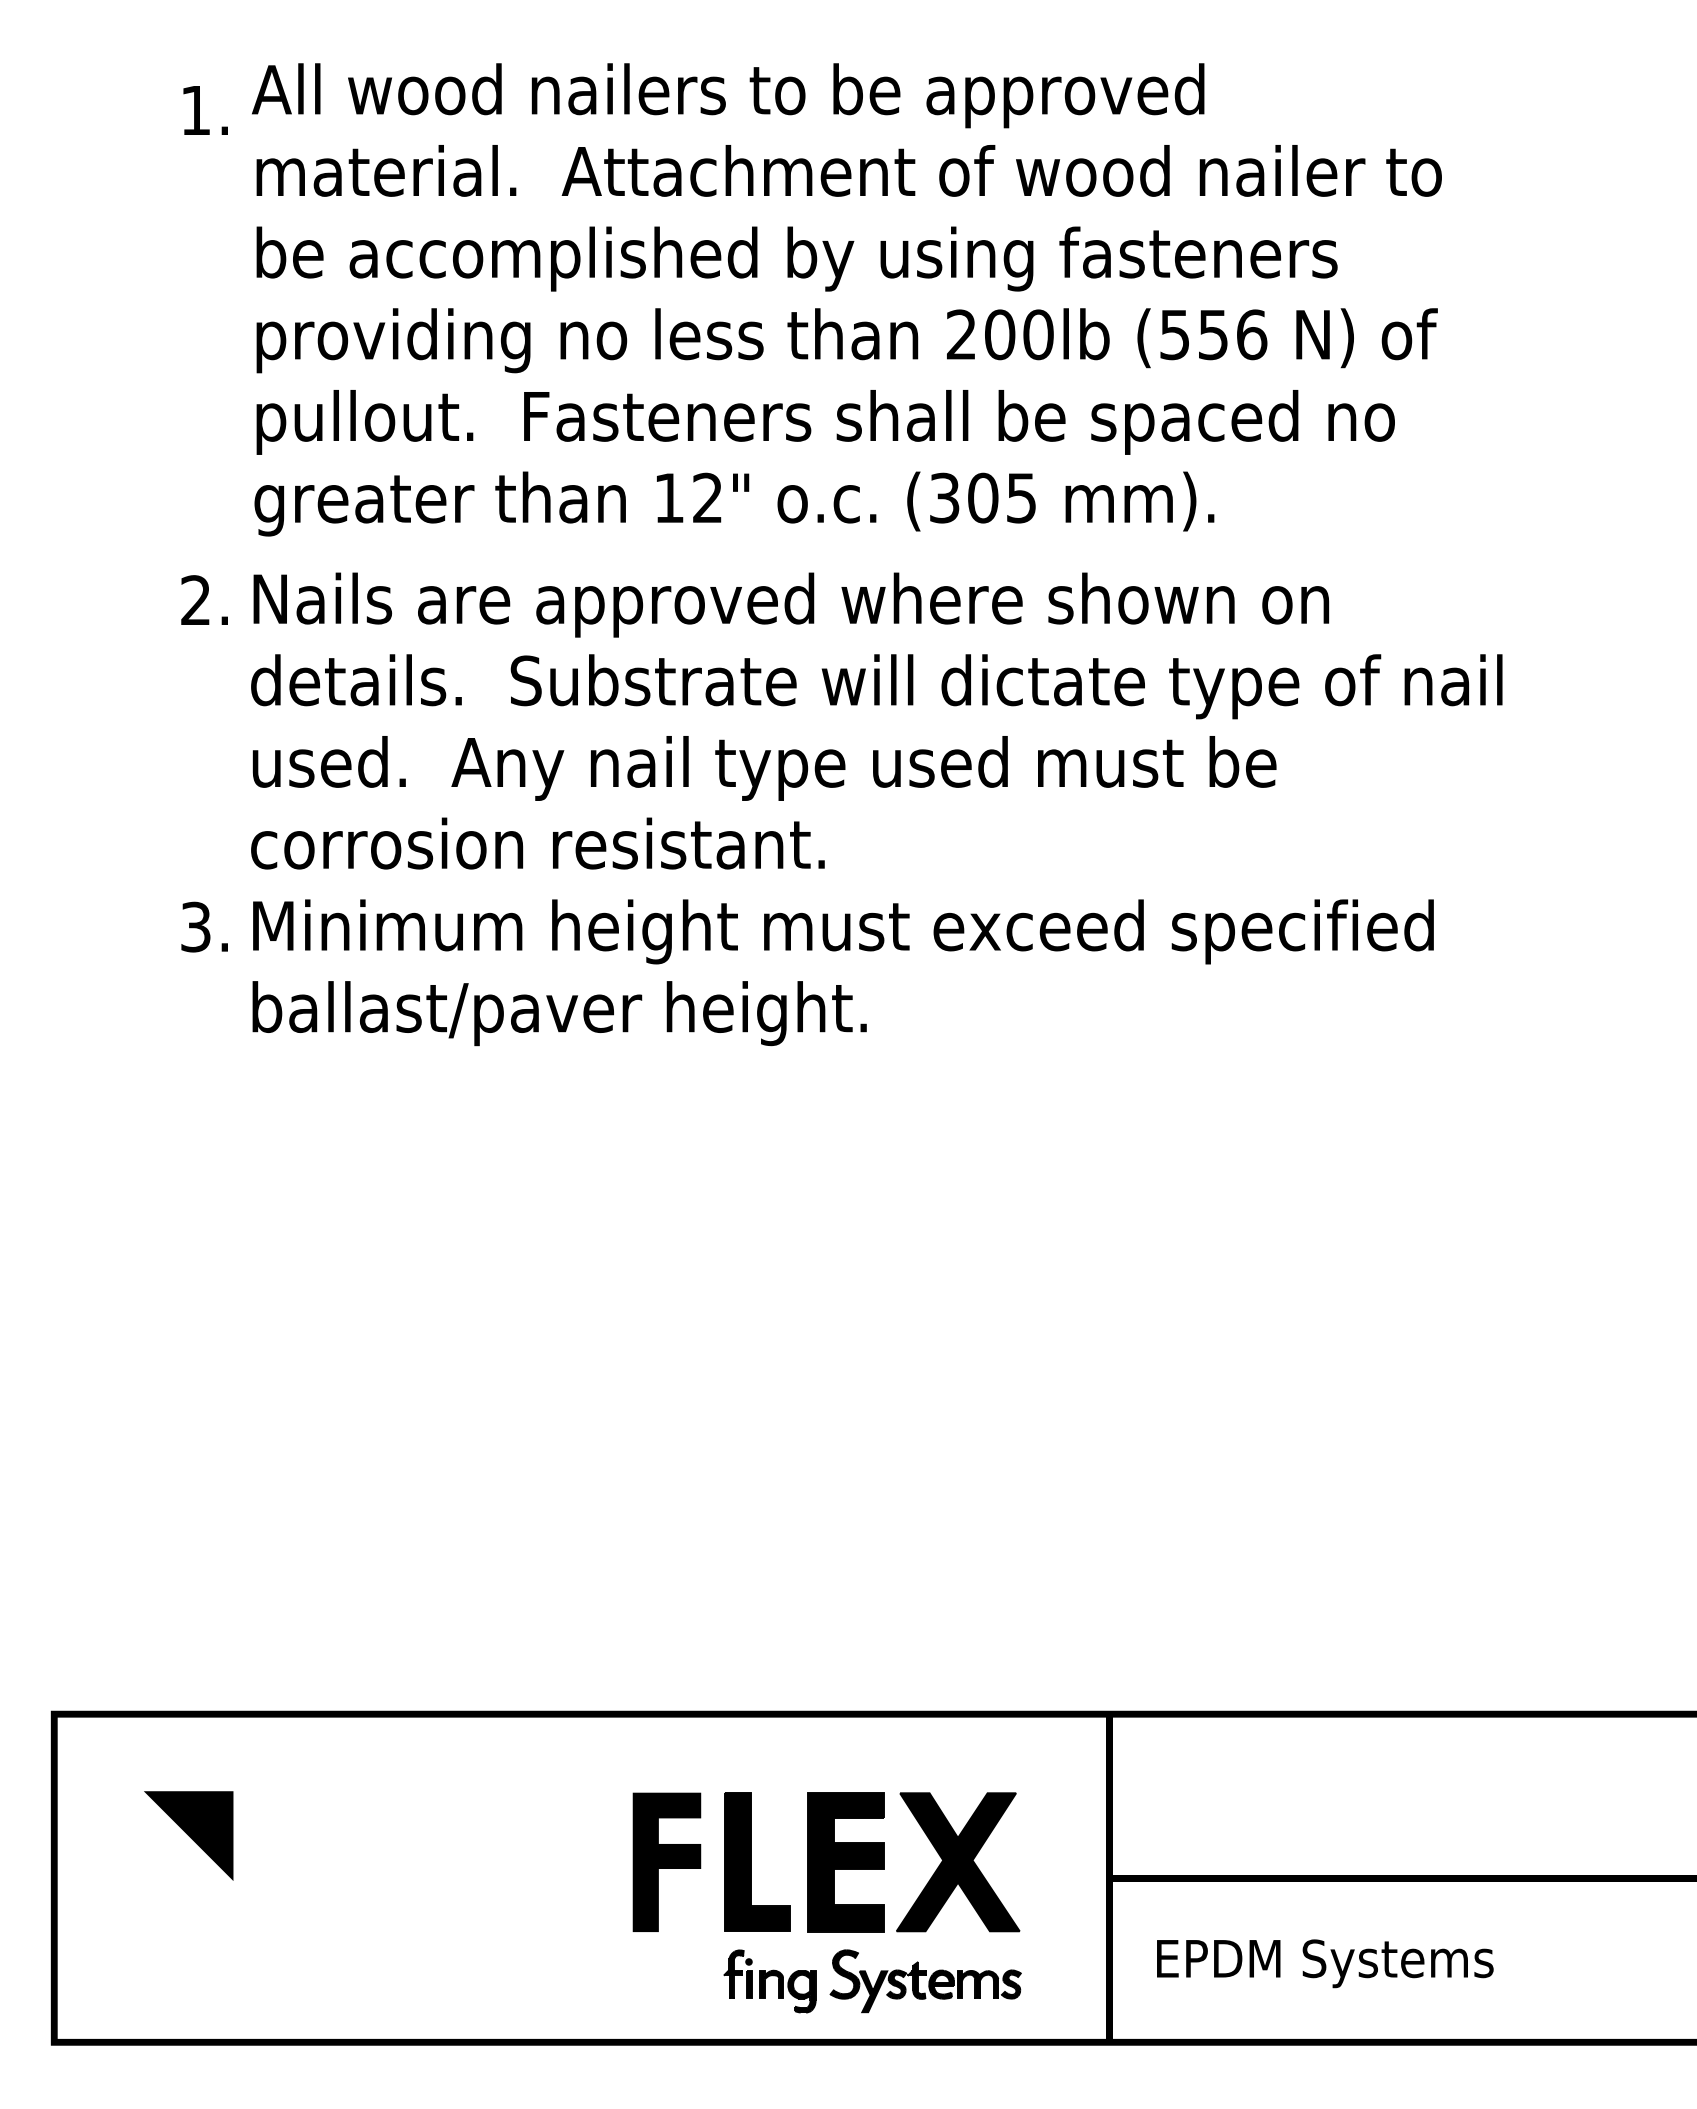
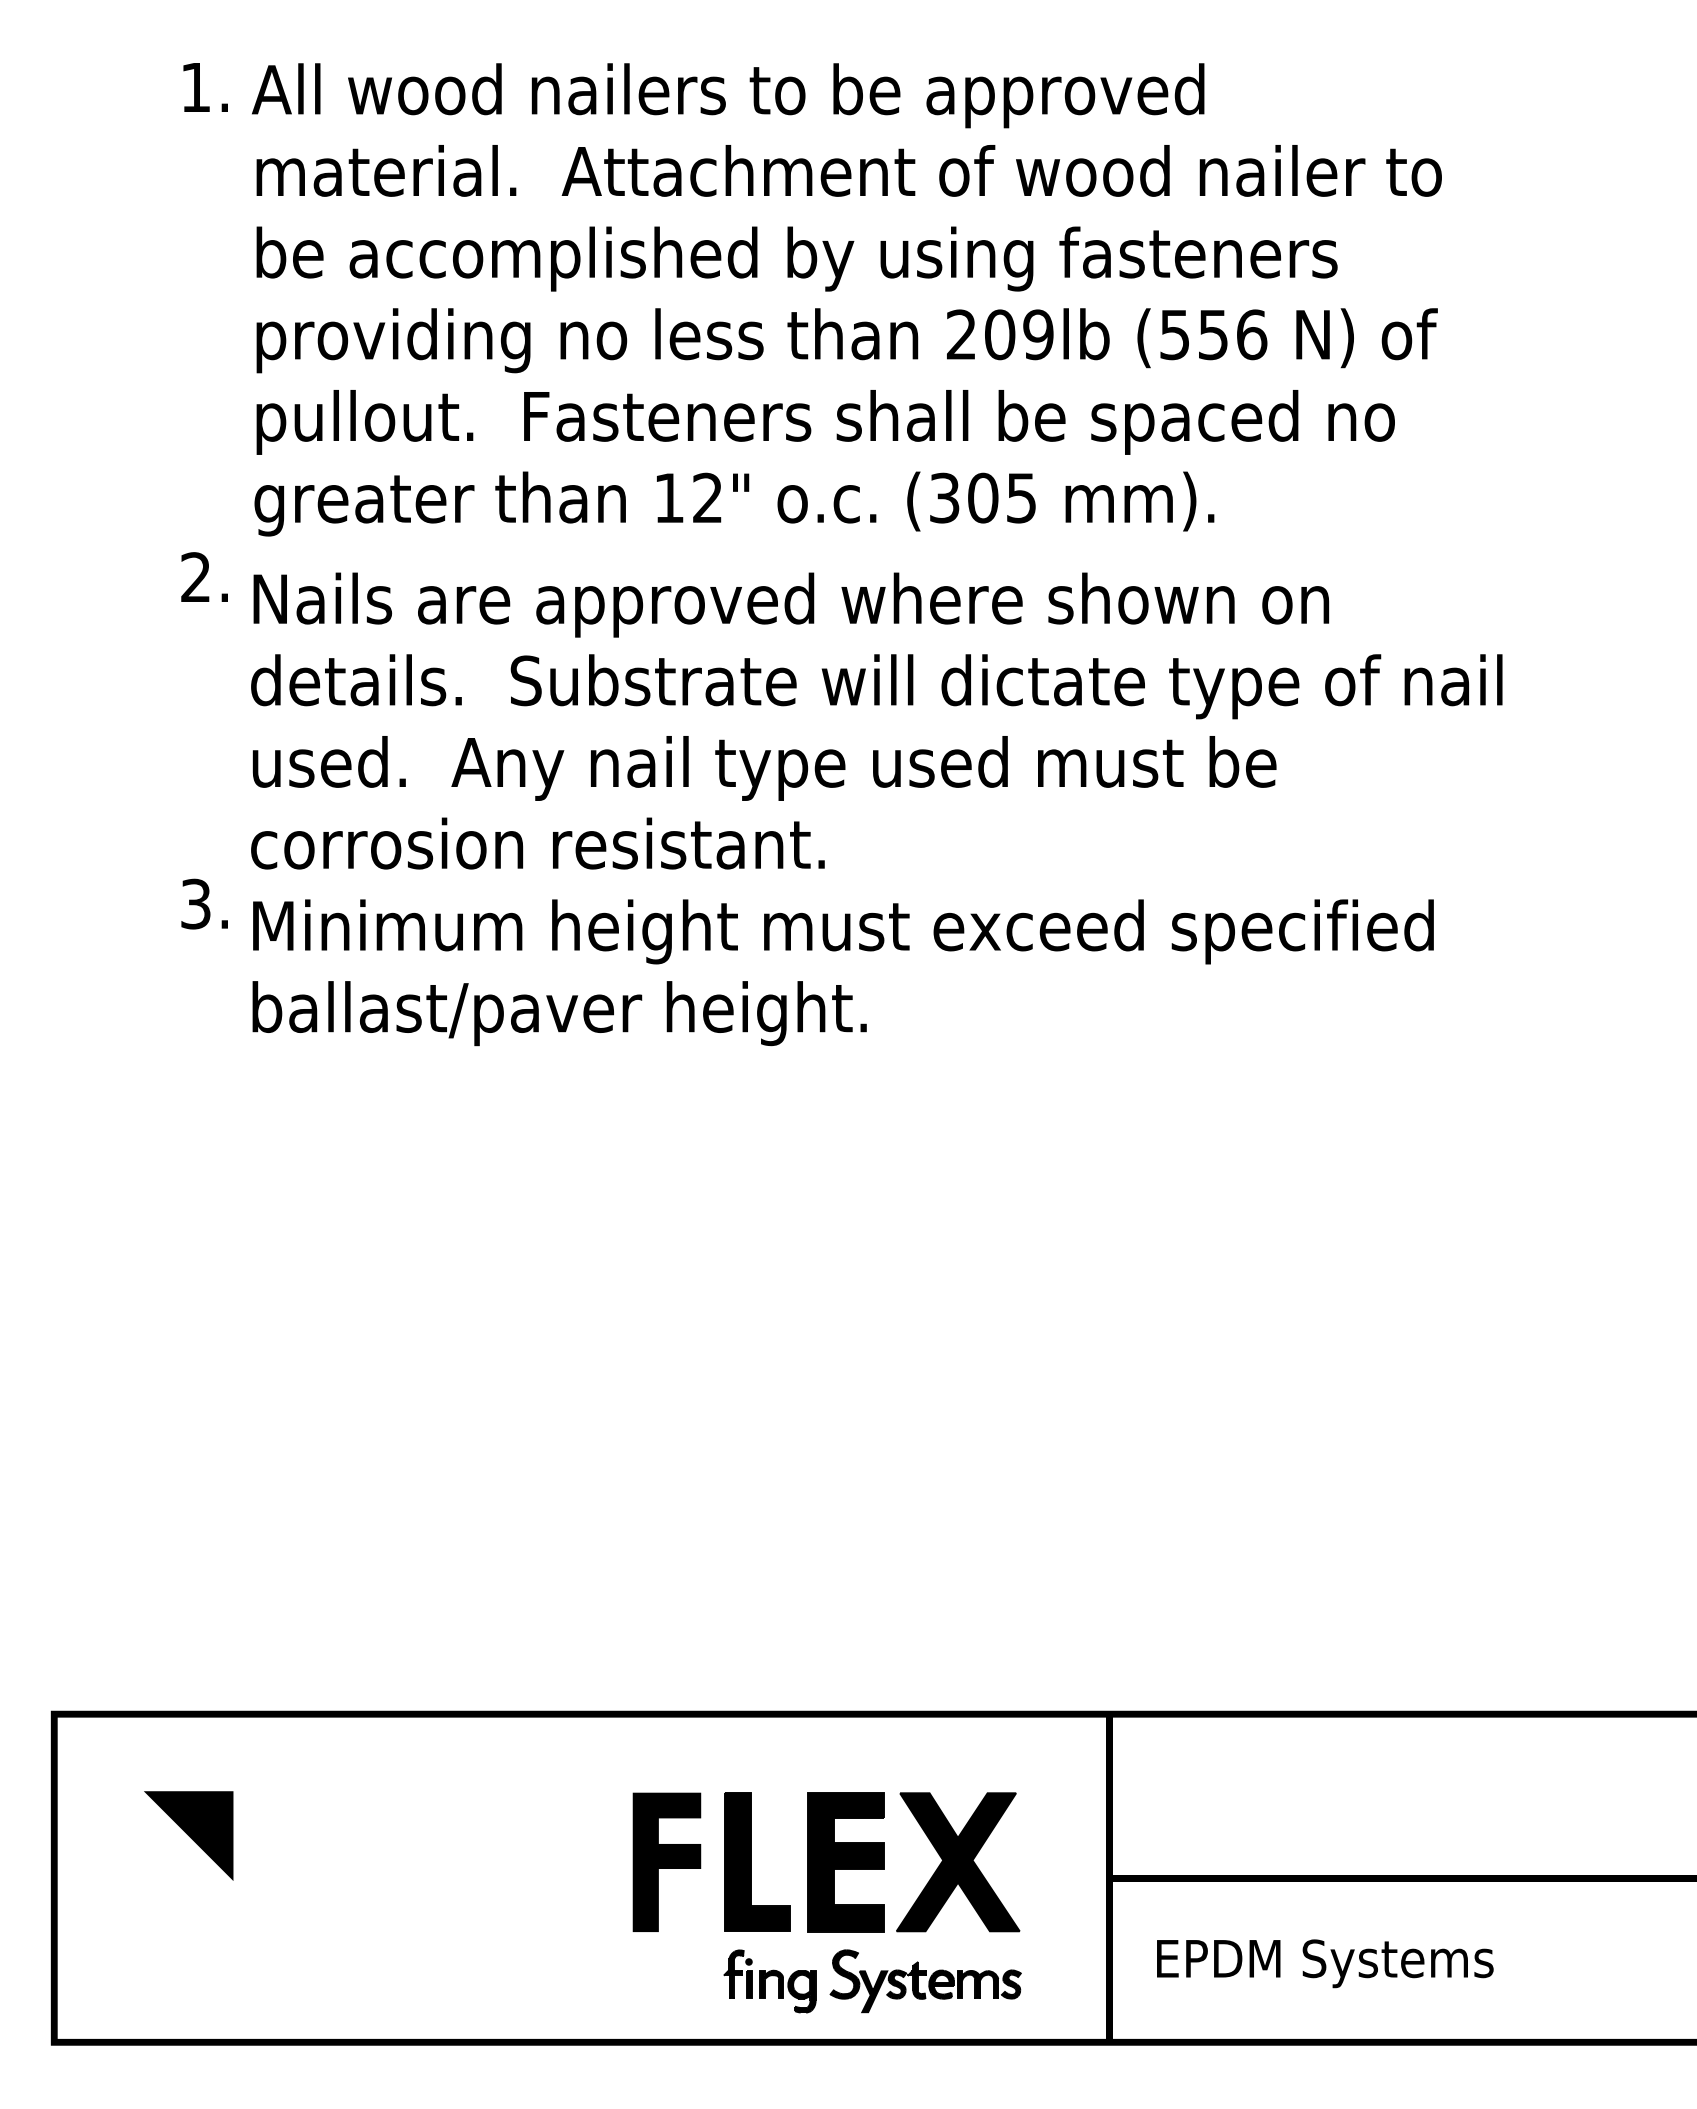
text: 200lb -> 209lb (1038, 334)
text position: (204, 519) -> (204, 496) (204, 496)
